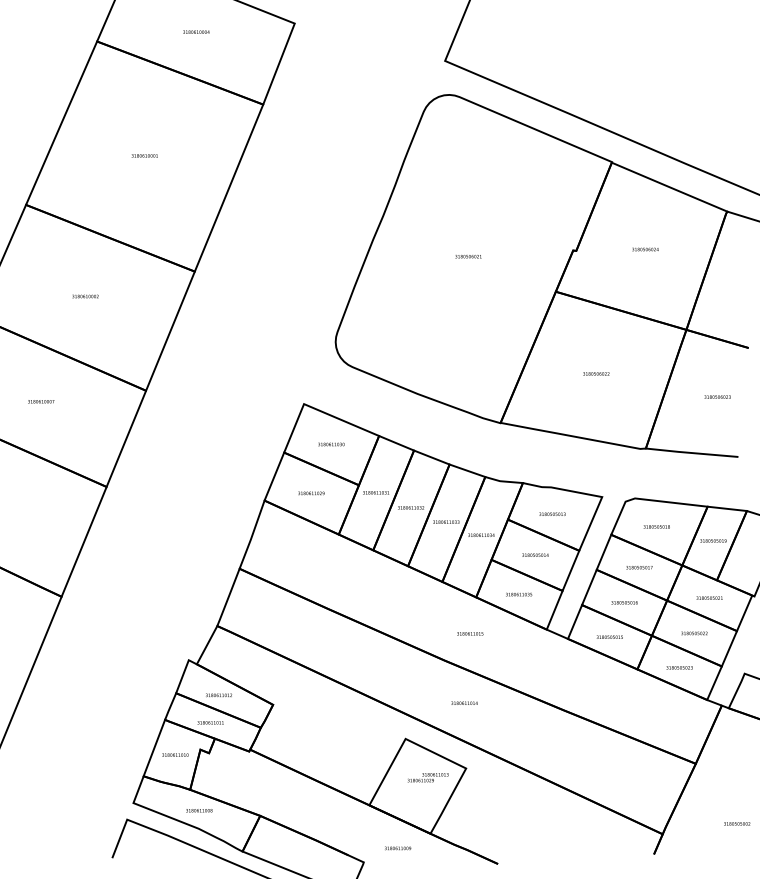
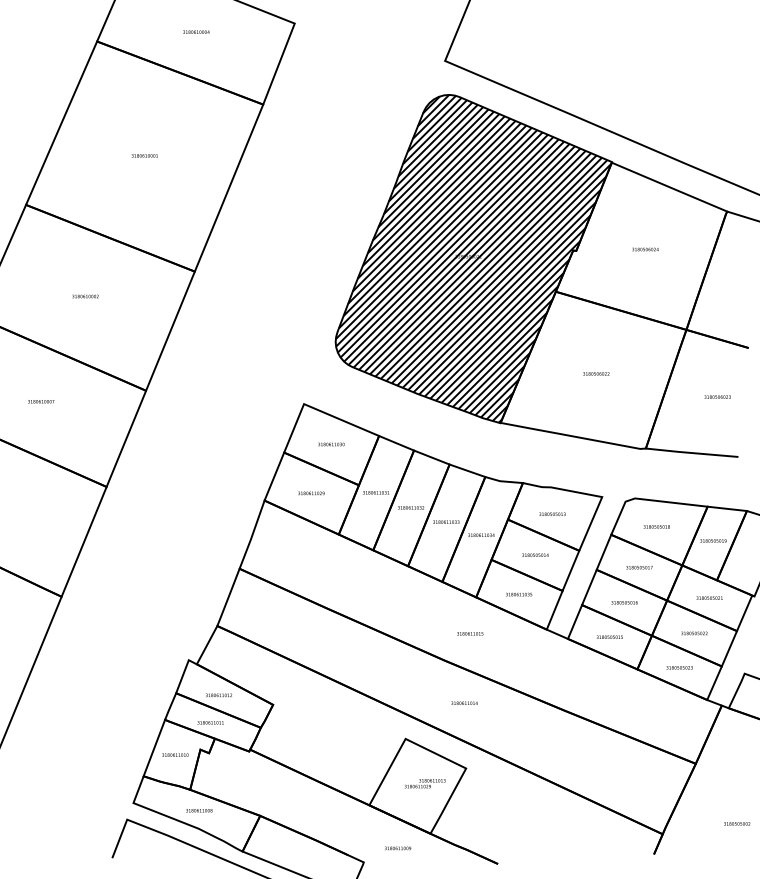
hatch: none -> present (473, 258)
text position: (428, 777) -> (425, 783) (425, 783)
